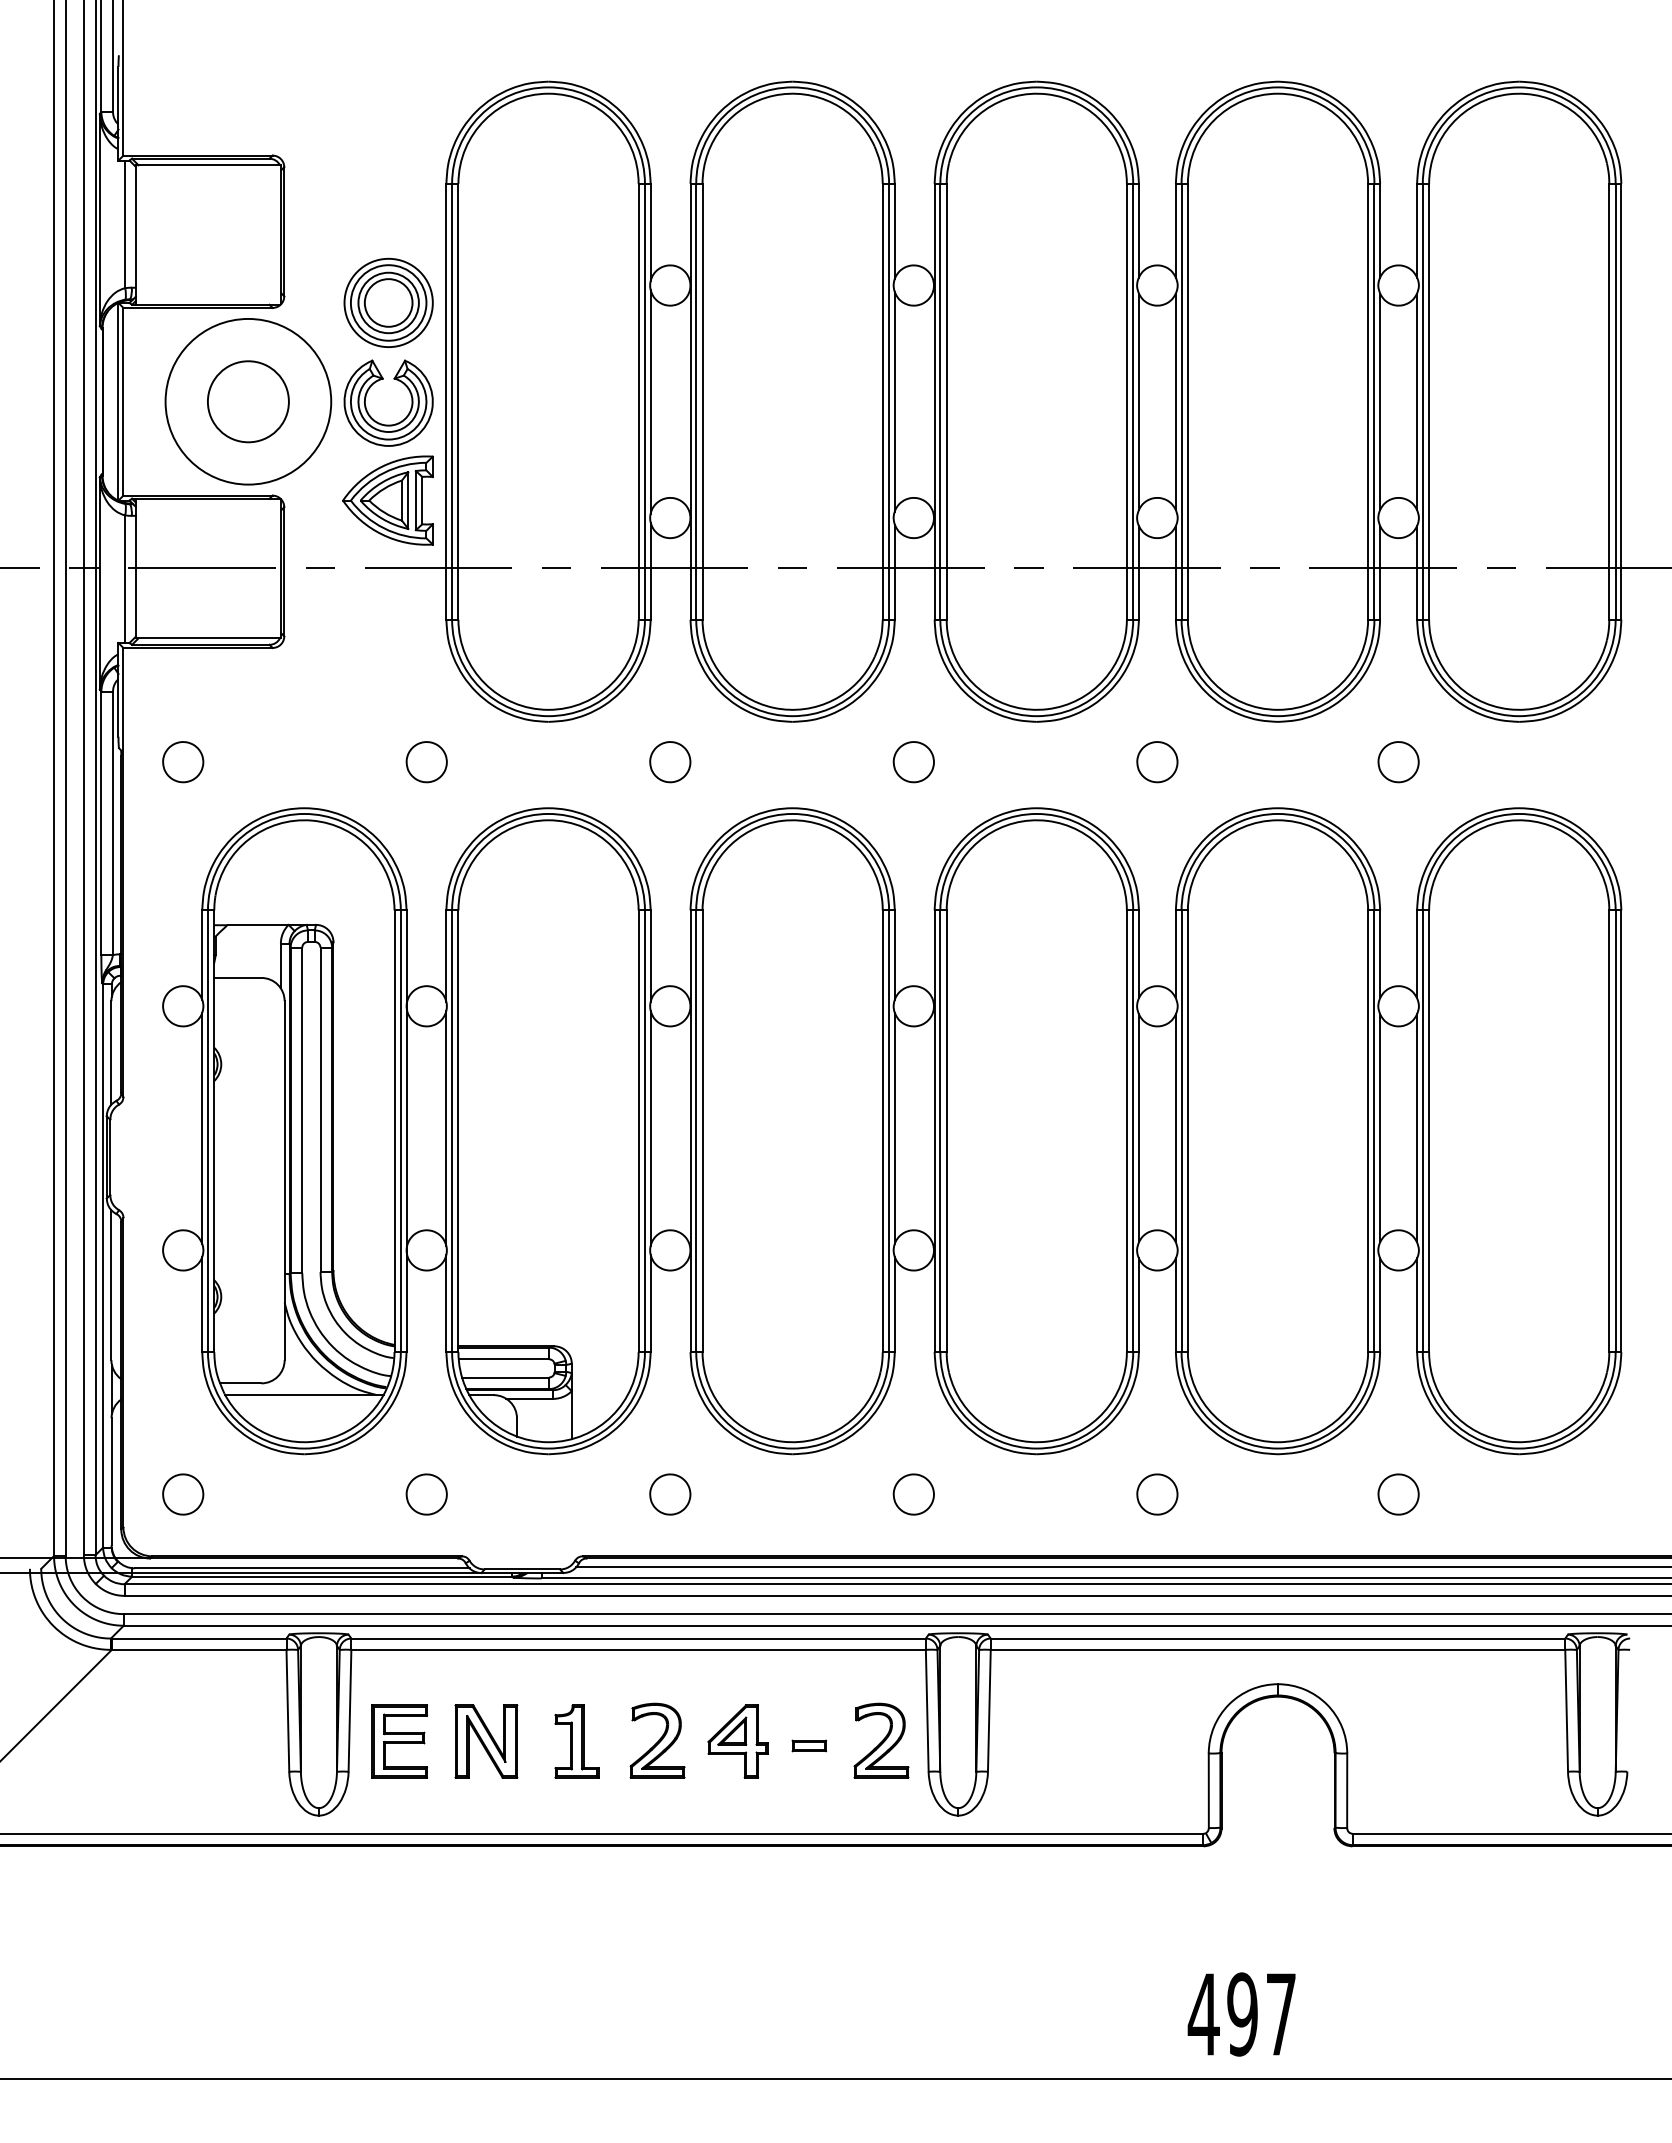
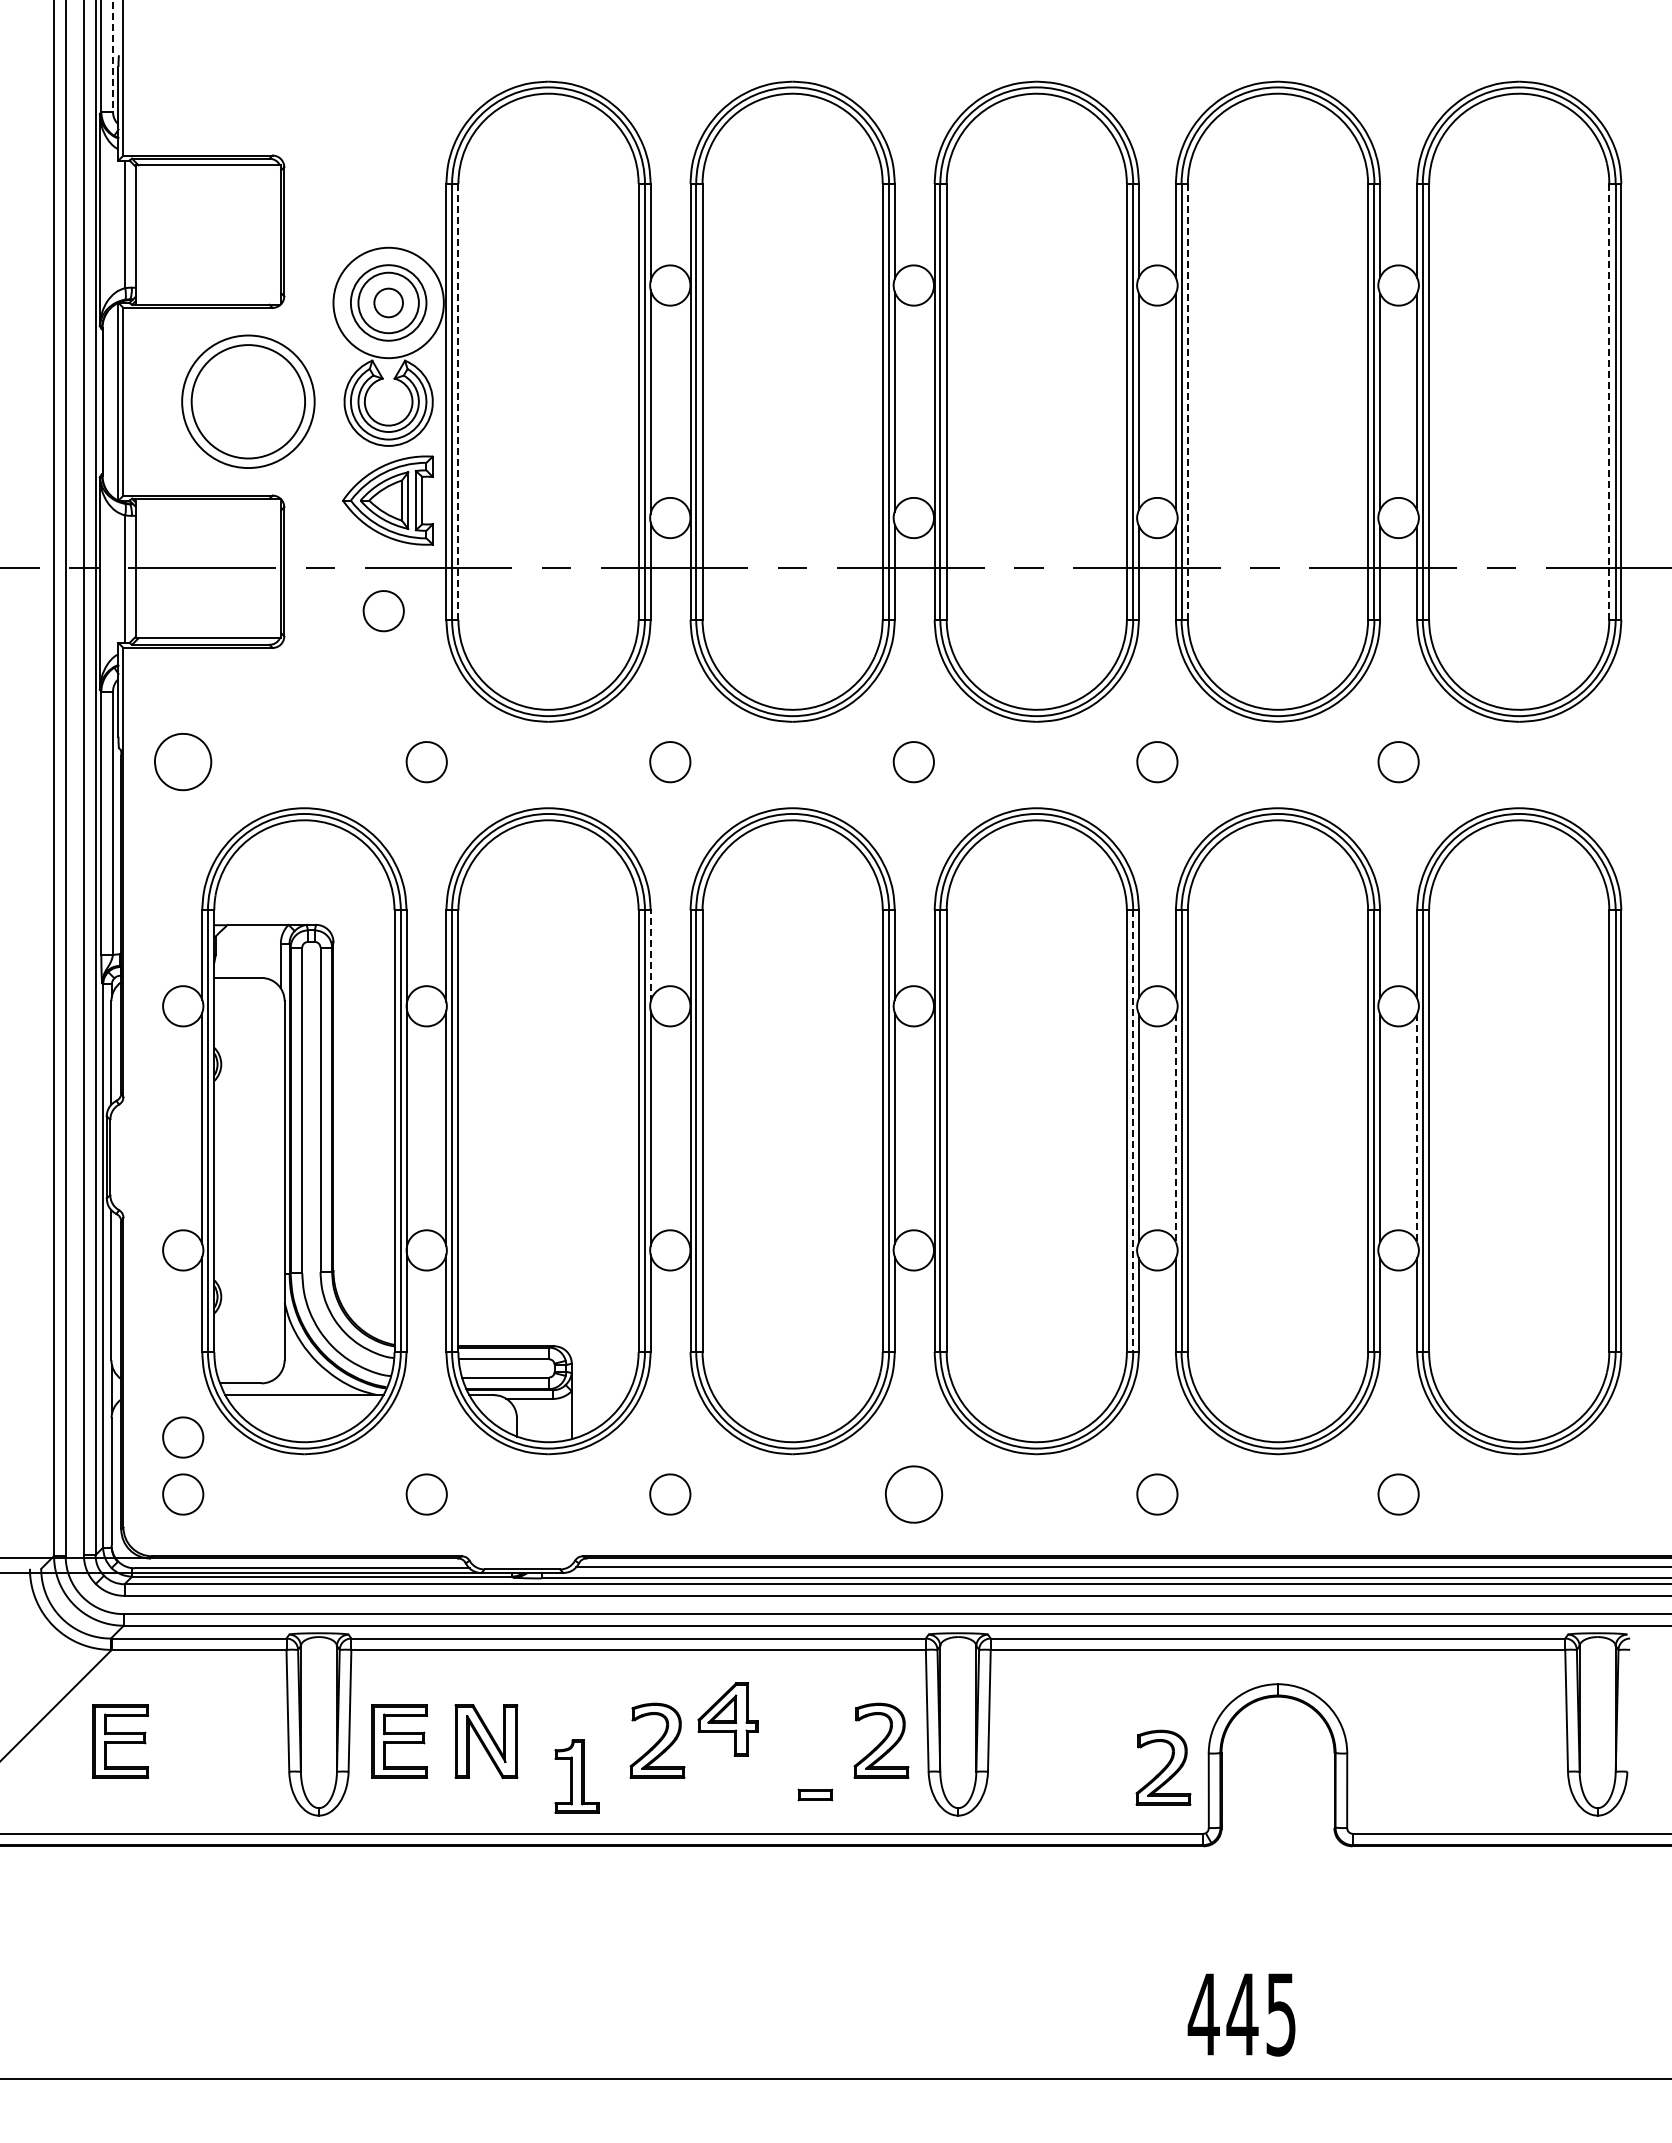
line: solid -> dashed (112, 55)
circle diameter: 48 px -> 29 px (388, 302)
circle diameter: 88 px -> 110 px (388, 302)
circle diameter: 81 px -> 113 px (248, 401)
circle diameter: 166 px -> 133 px (248, 401)
line: solid -> dashed (458, 401)
line: solid -> dashed (1187, 401)
line: solid -> dashed (1609, 401)
part: none -> present (383, 611)
part size: 43x43 px -> 59x59 px (183, 762)
line: solid -> dashed (650, 956)
line: solid -> dashed (1175, 1128)
line: solid -> dashed (1417, 1128)
line: solid -> dashed (1133, 1131)
part: none -> present (183, 1437)
part size: 43x43 px -> 60x59 px (913, 1494)
part: none -> present (120, 1741)
part position: (576, 1741) -> (576, 1776) (576, 1776)
part position: (737, 1741) -> (727, 1719) (727, 1719)
part position: (809, 1745) -> (815, 1794) (815, 1794)
part: none -> present (1163, 1767)
text: 497 -> 445 (1260, 2014)
